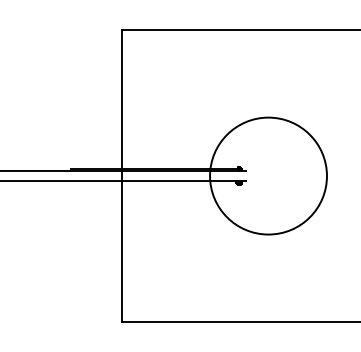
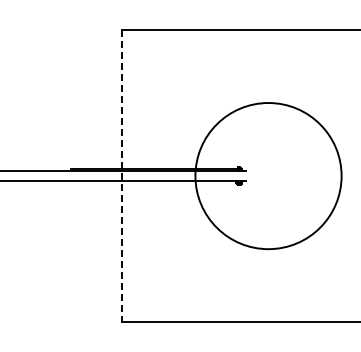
circle diameter: 117 px -> 146 px (268, 176)
line: solid -> dashed (122, 176)
